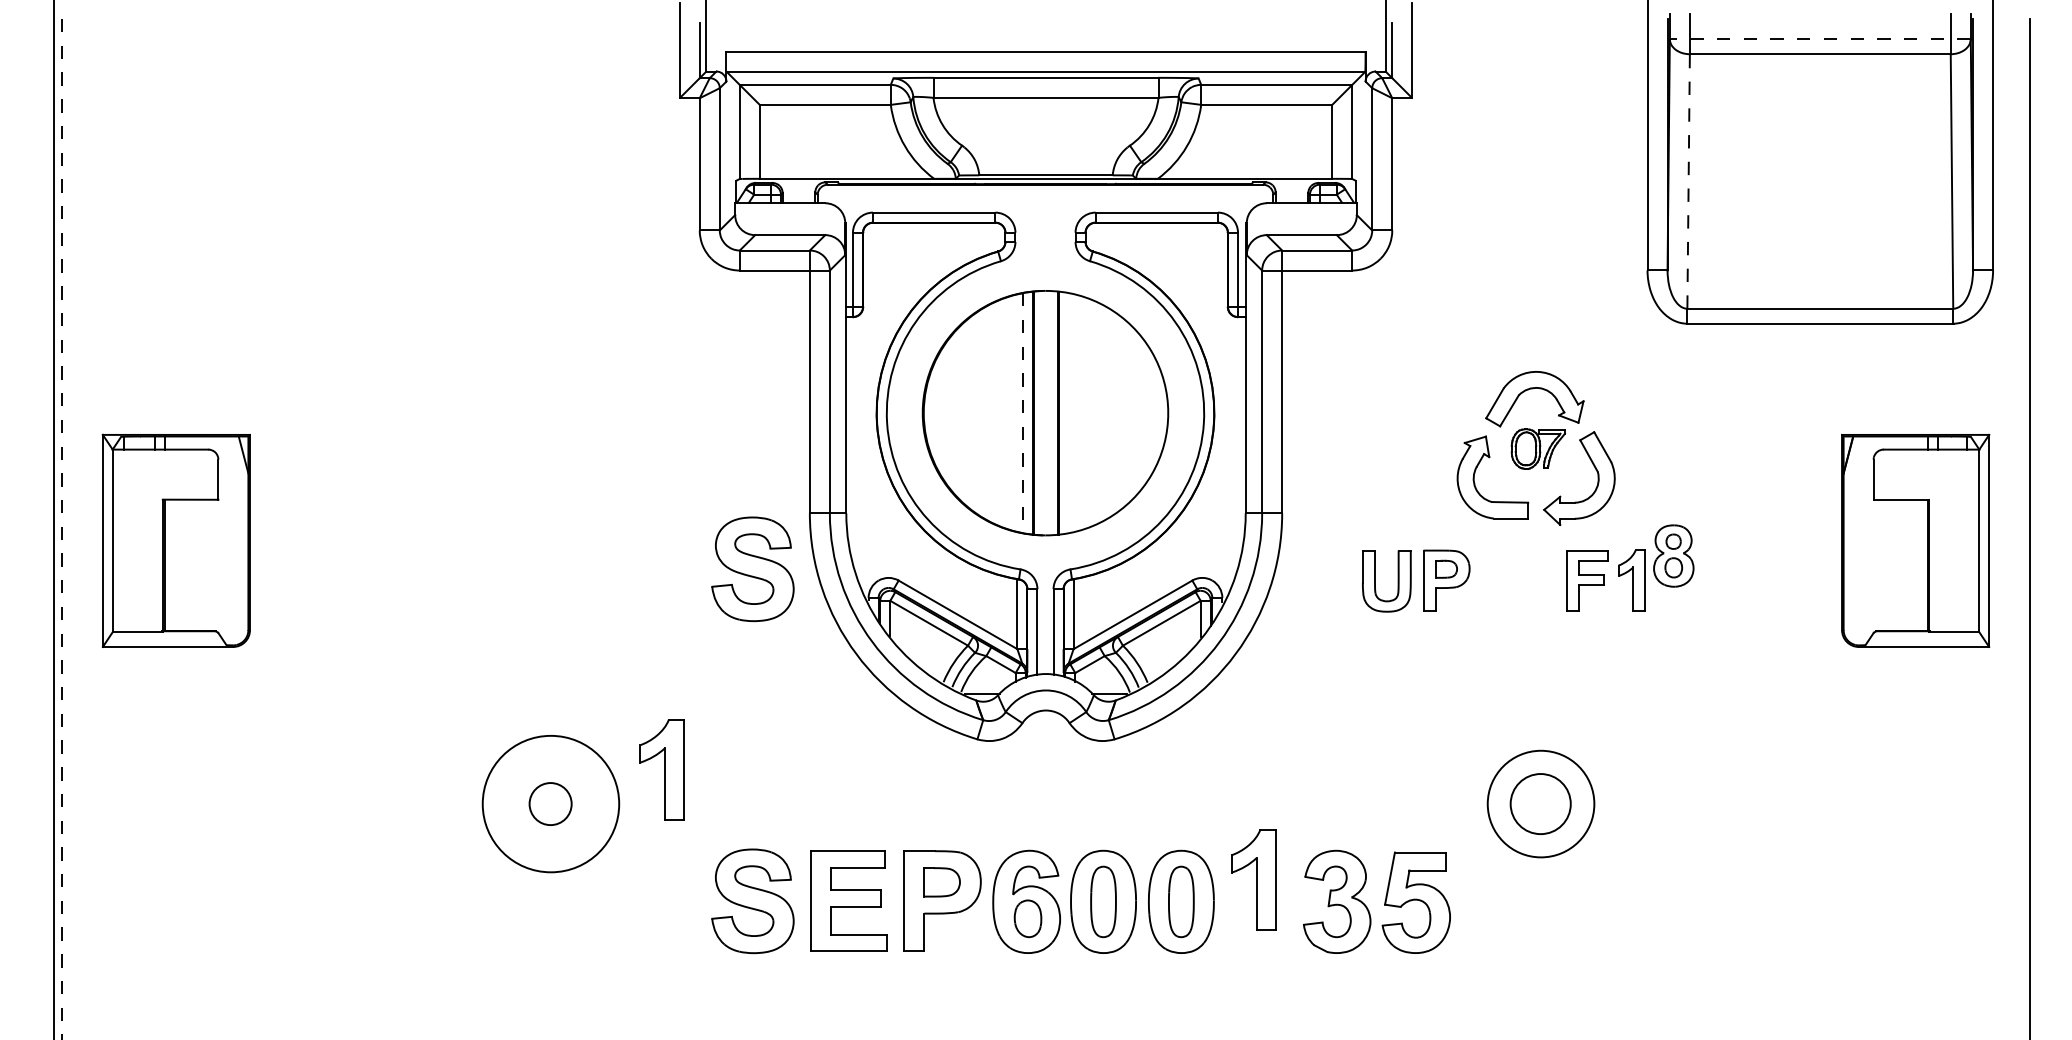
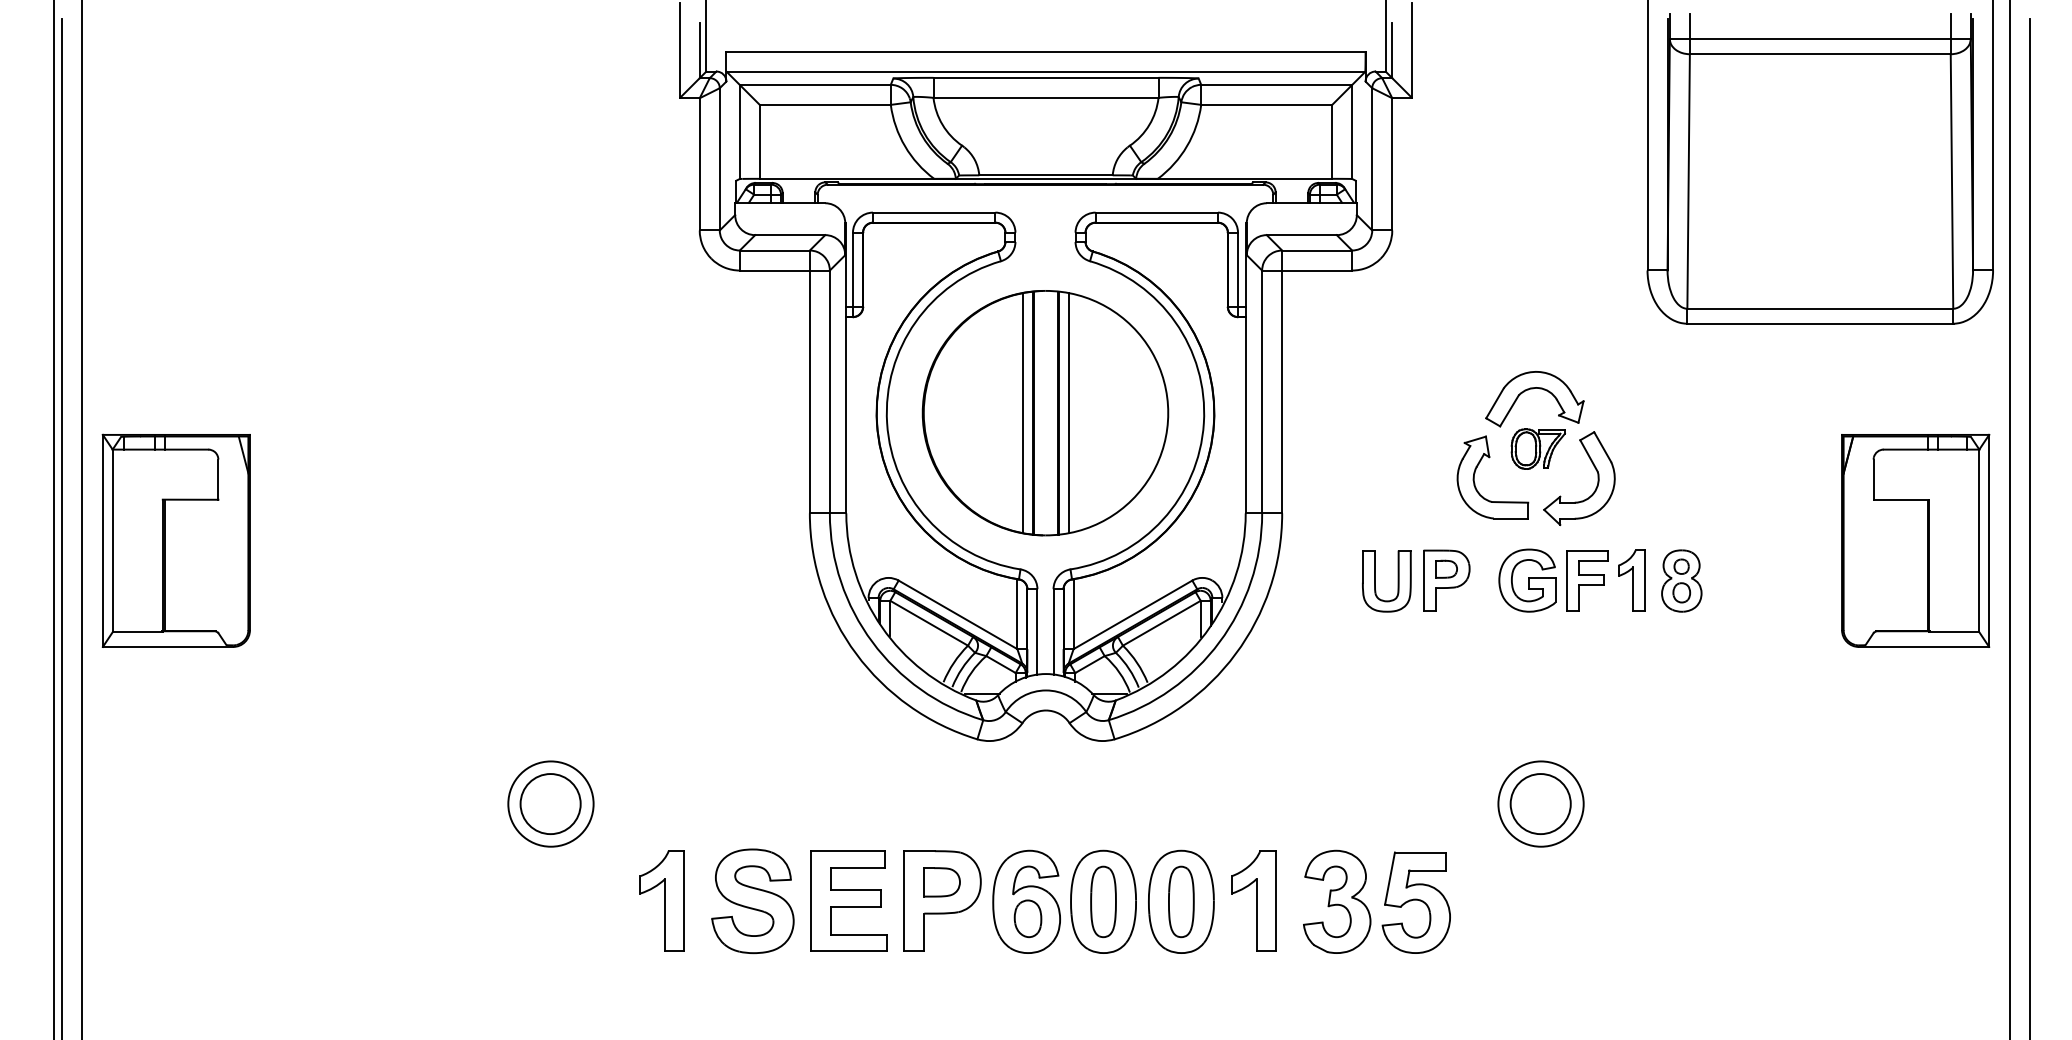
line: dashed -> solid (1819, 39)
line: dashed -> solid (1688, 180)
line: dashed -> solid (1023, 413)
line: none -> present (1068, 413)
line: none -> present (82, 519)
line: none -> present (2009, 519)
line: dashed -> solid (62, 529)
part position: (1673, 555) -> (1681, 580) (1681, 580)
part: present -> none (752, 569)
part: none -> present (1527, 580)
part position: (661, 769) -> (661, 900) (661, 900)
circle diameter: 136 px -> 85 px (550, 803)
circle diameter: 107 px -> 85 px (1540, 803)
circle diameter: 42 px -> 60 px (550, 804)
part position: (1253, 879) -> (1253, 900) (1253, 900)
